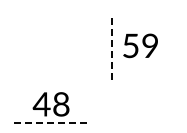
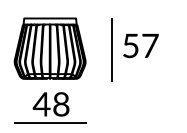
text: 59 -> 57 (150, 45)
part: none -> present (49, 48)
line: dashed -> solid (111, 50)
line: dashed -> solid (50, 123)
